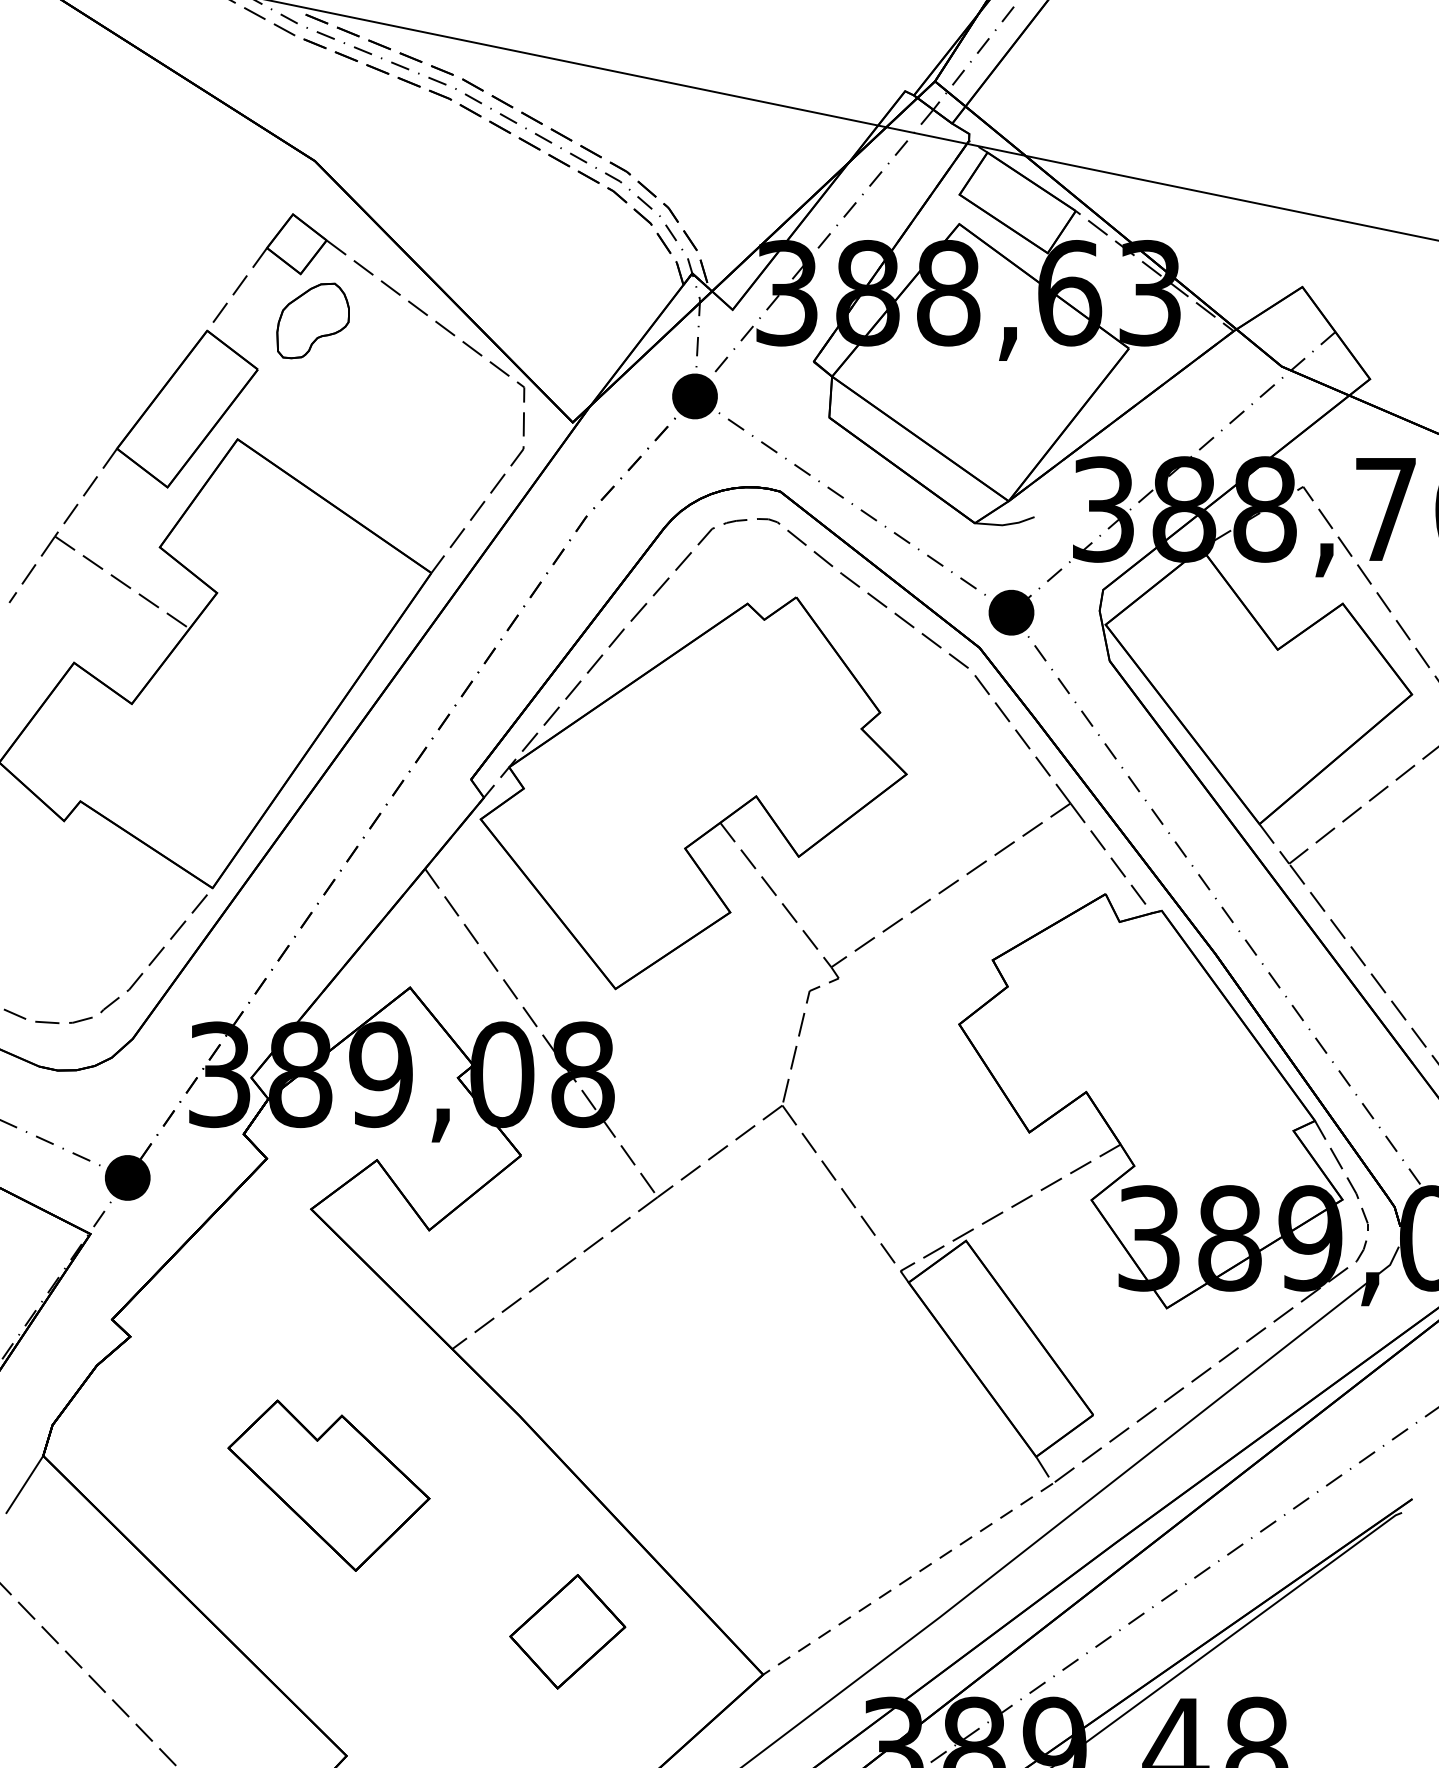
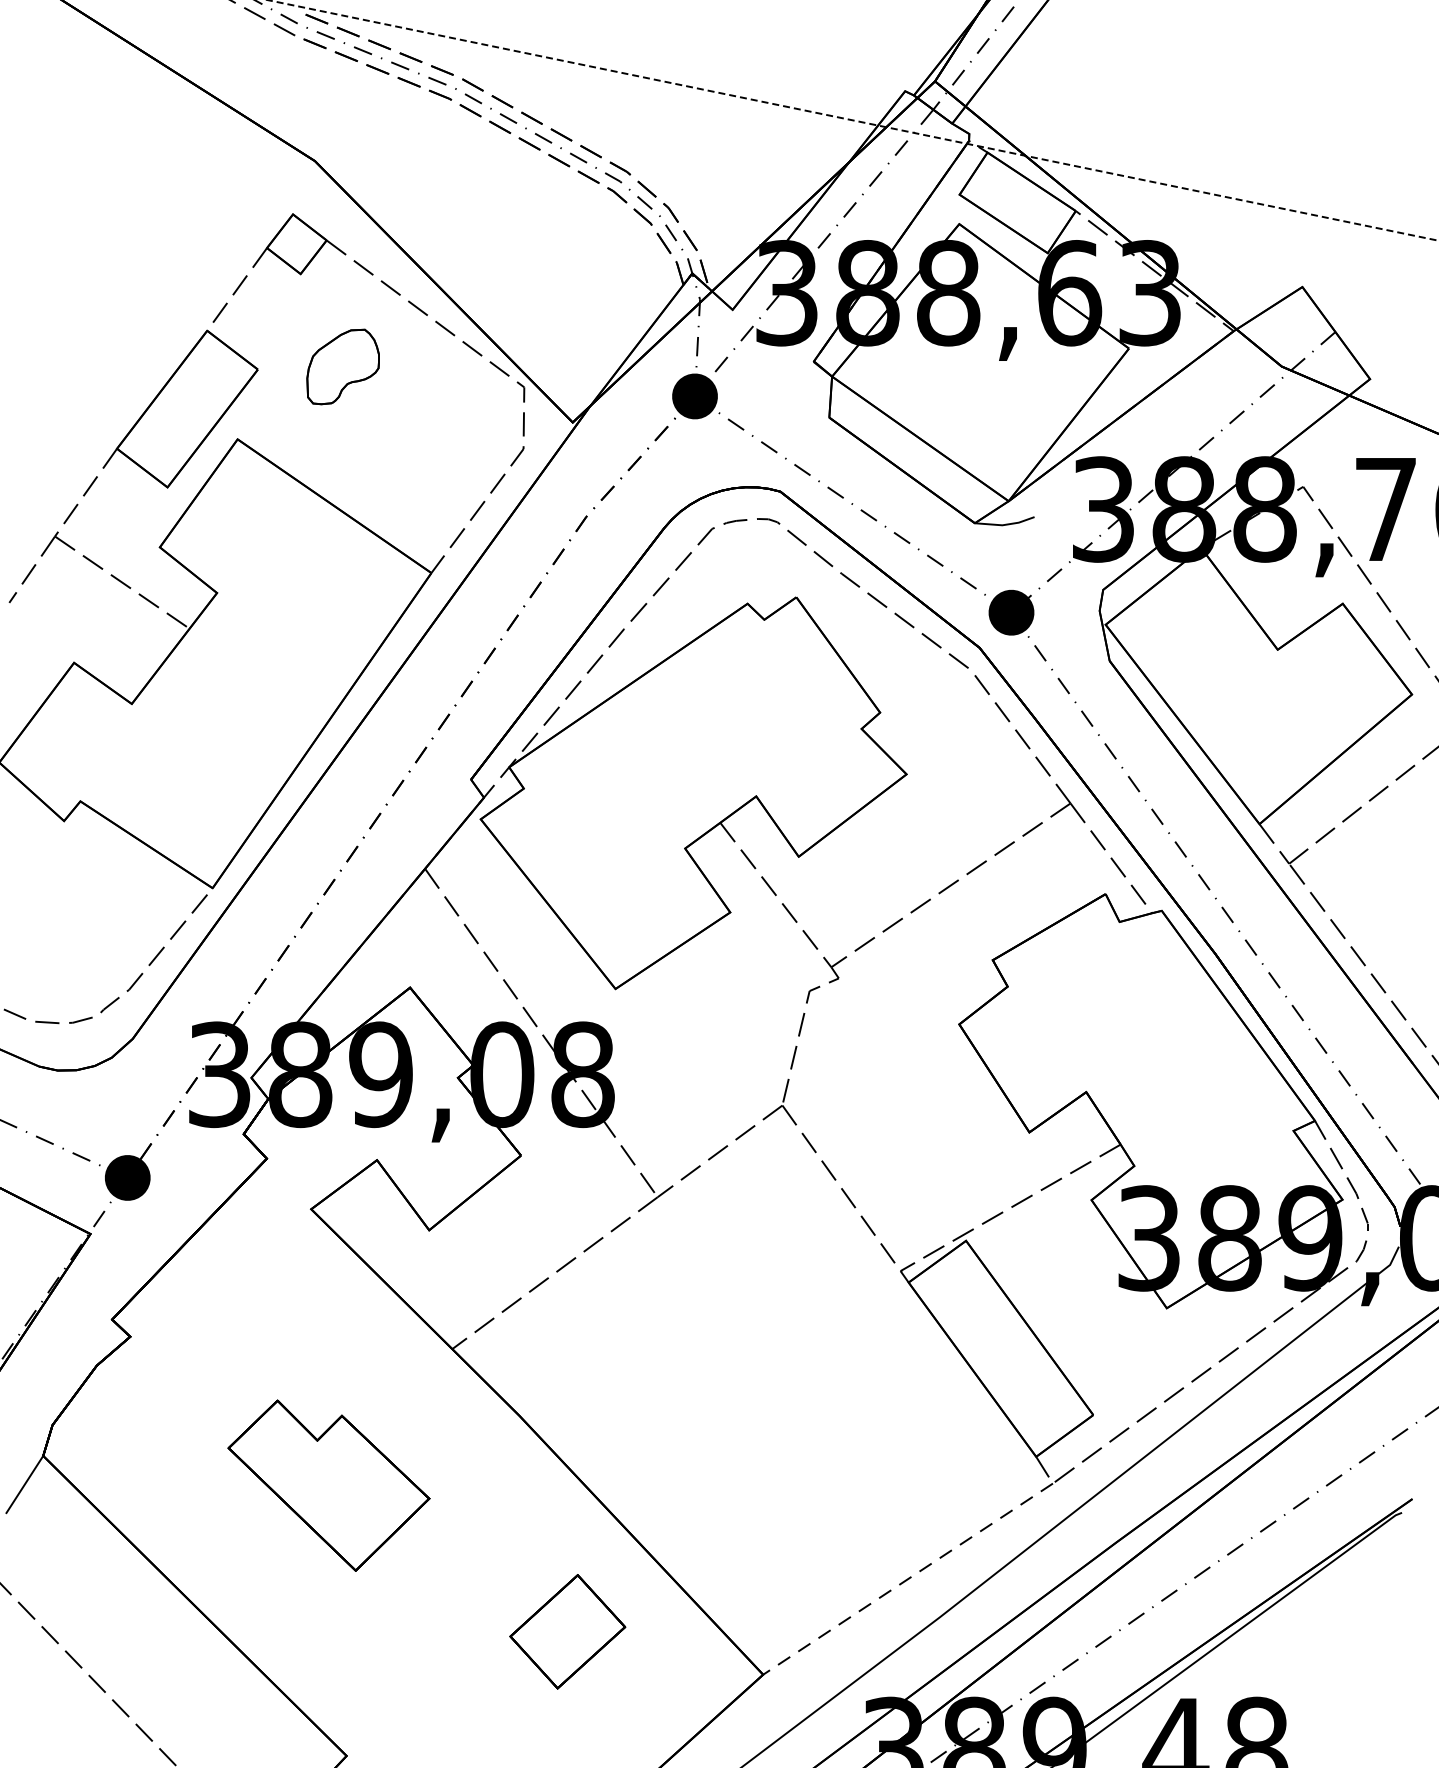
line: solid -> dashed (853, 120)
part position: (312, 320) -> (342, 366) (342, 366)
